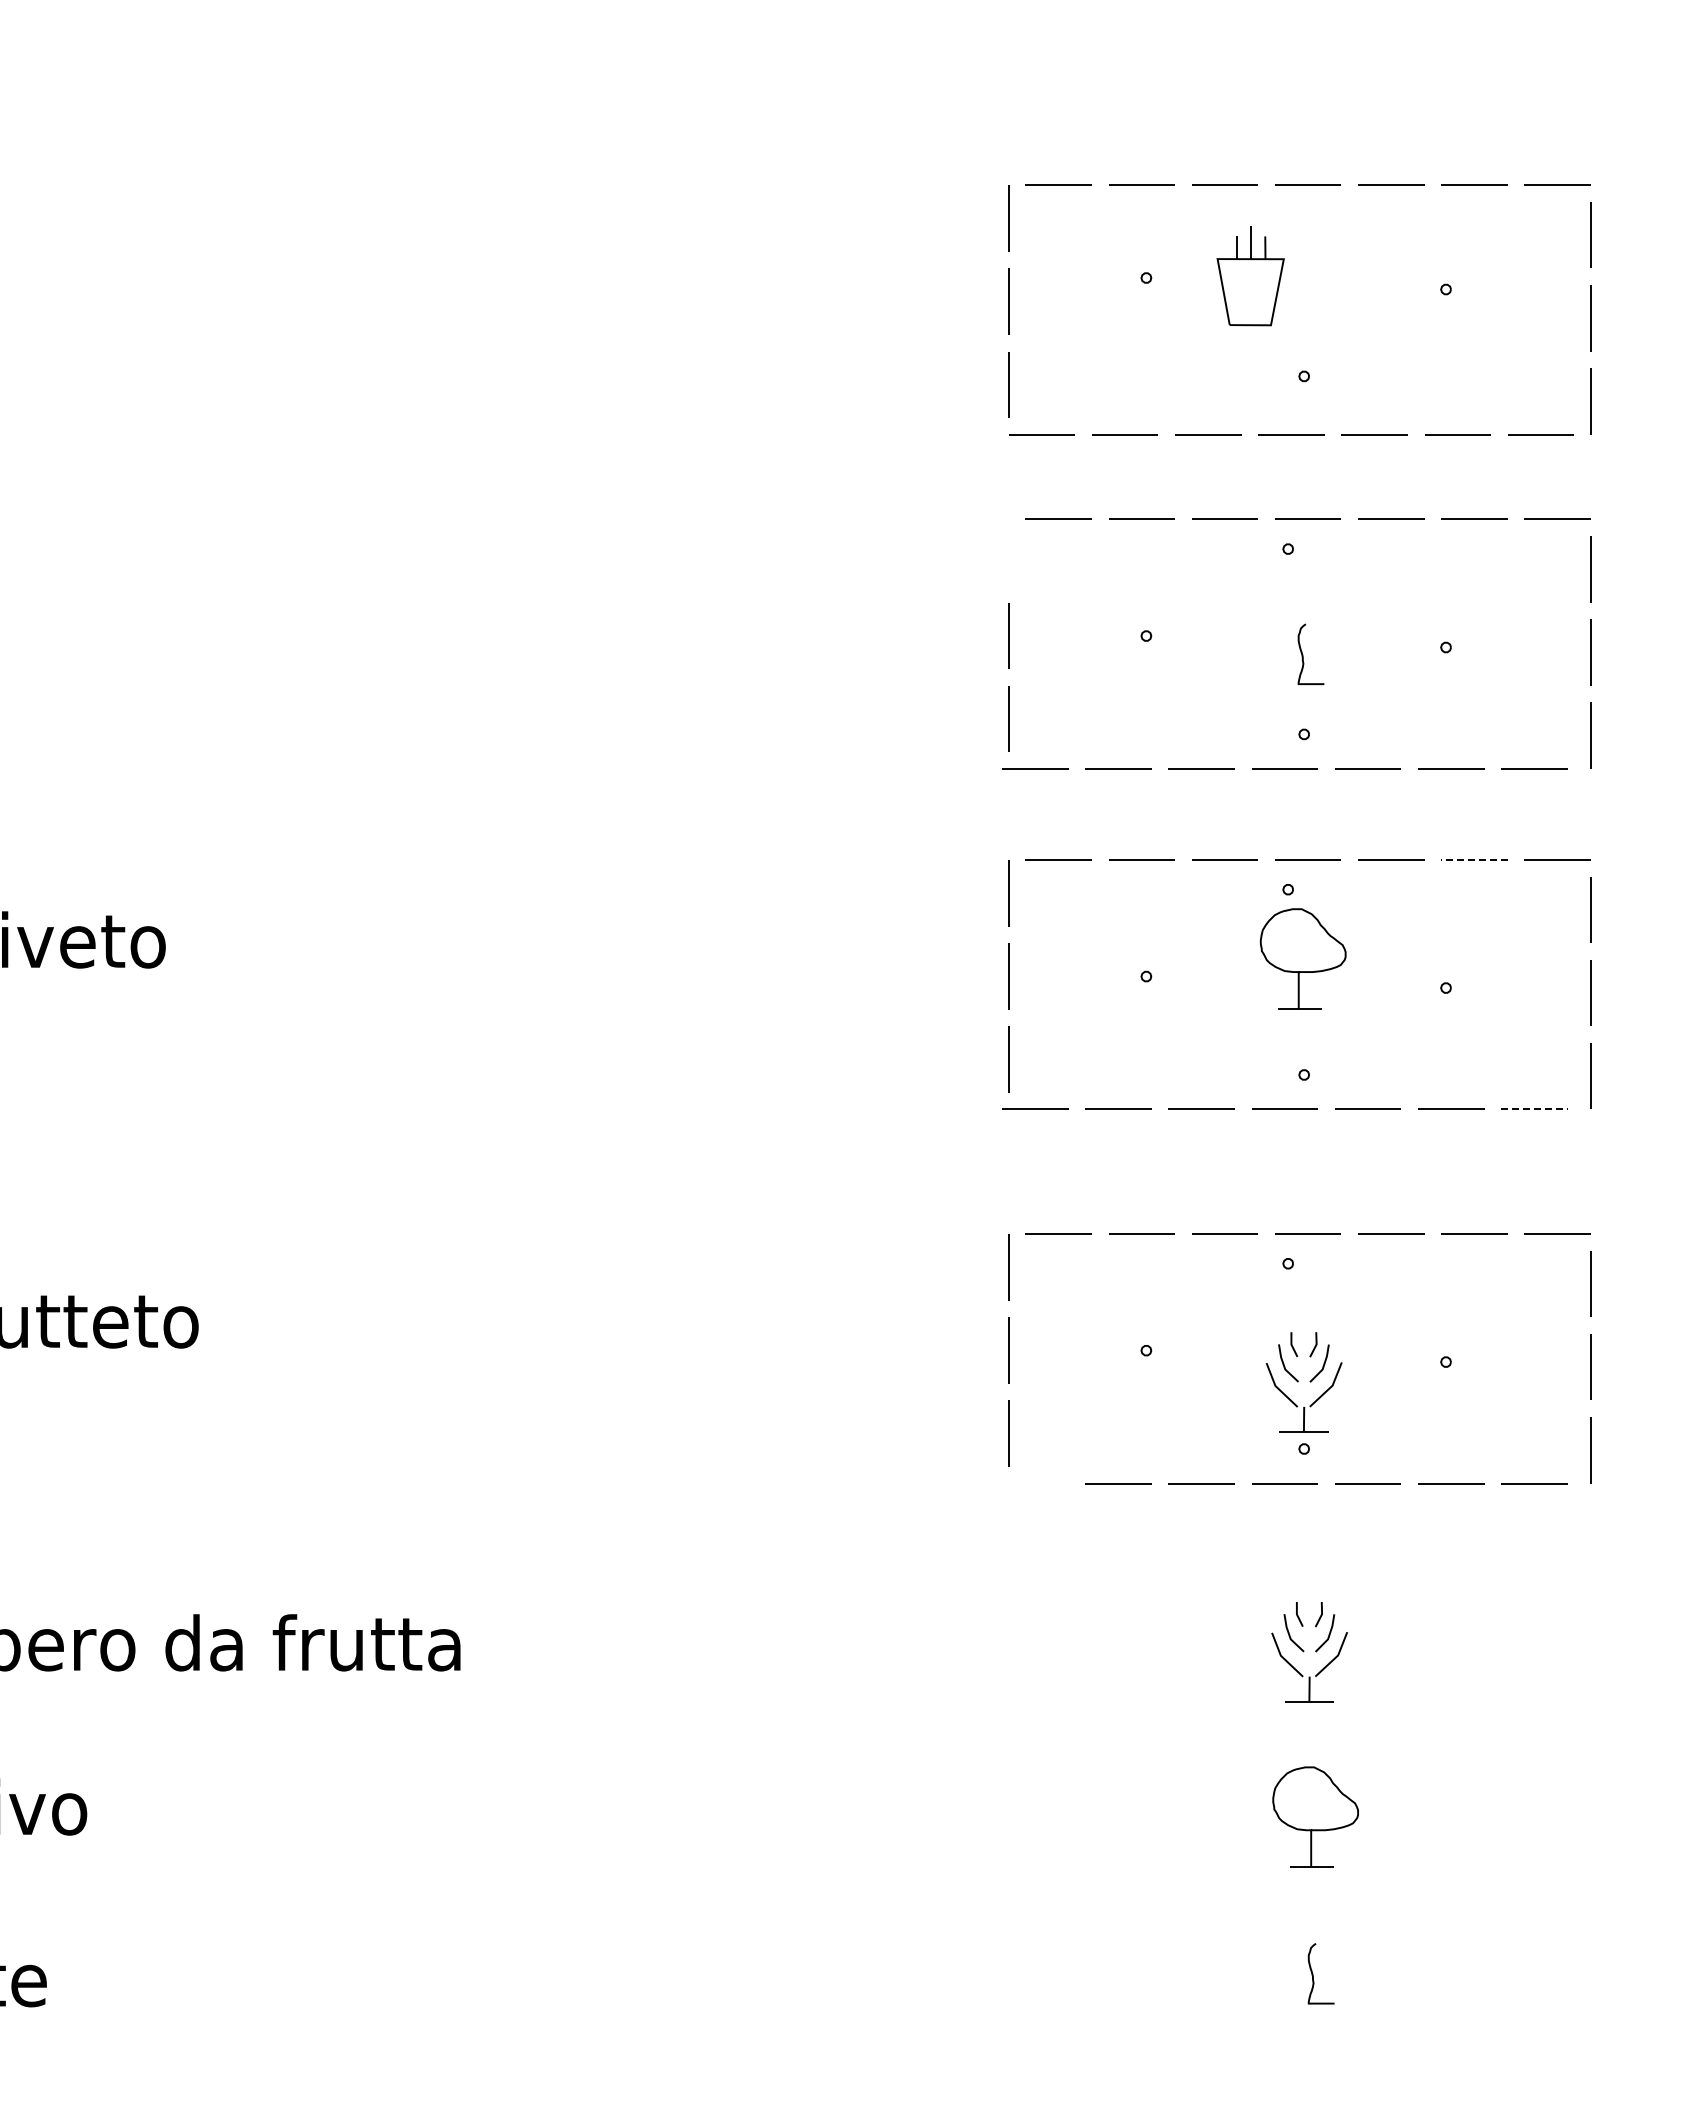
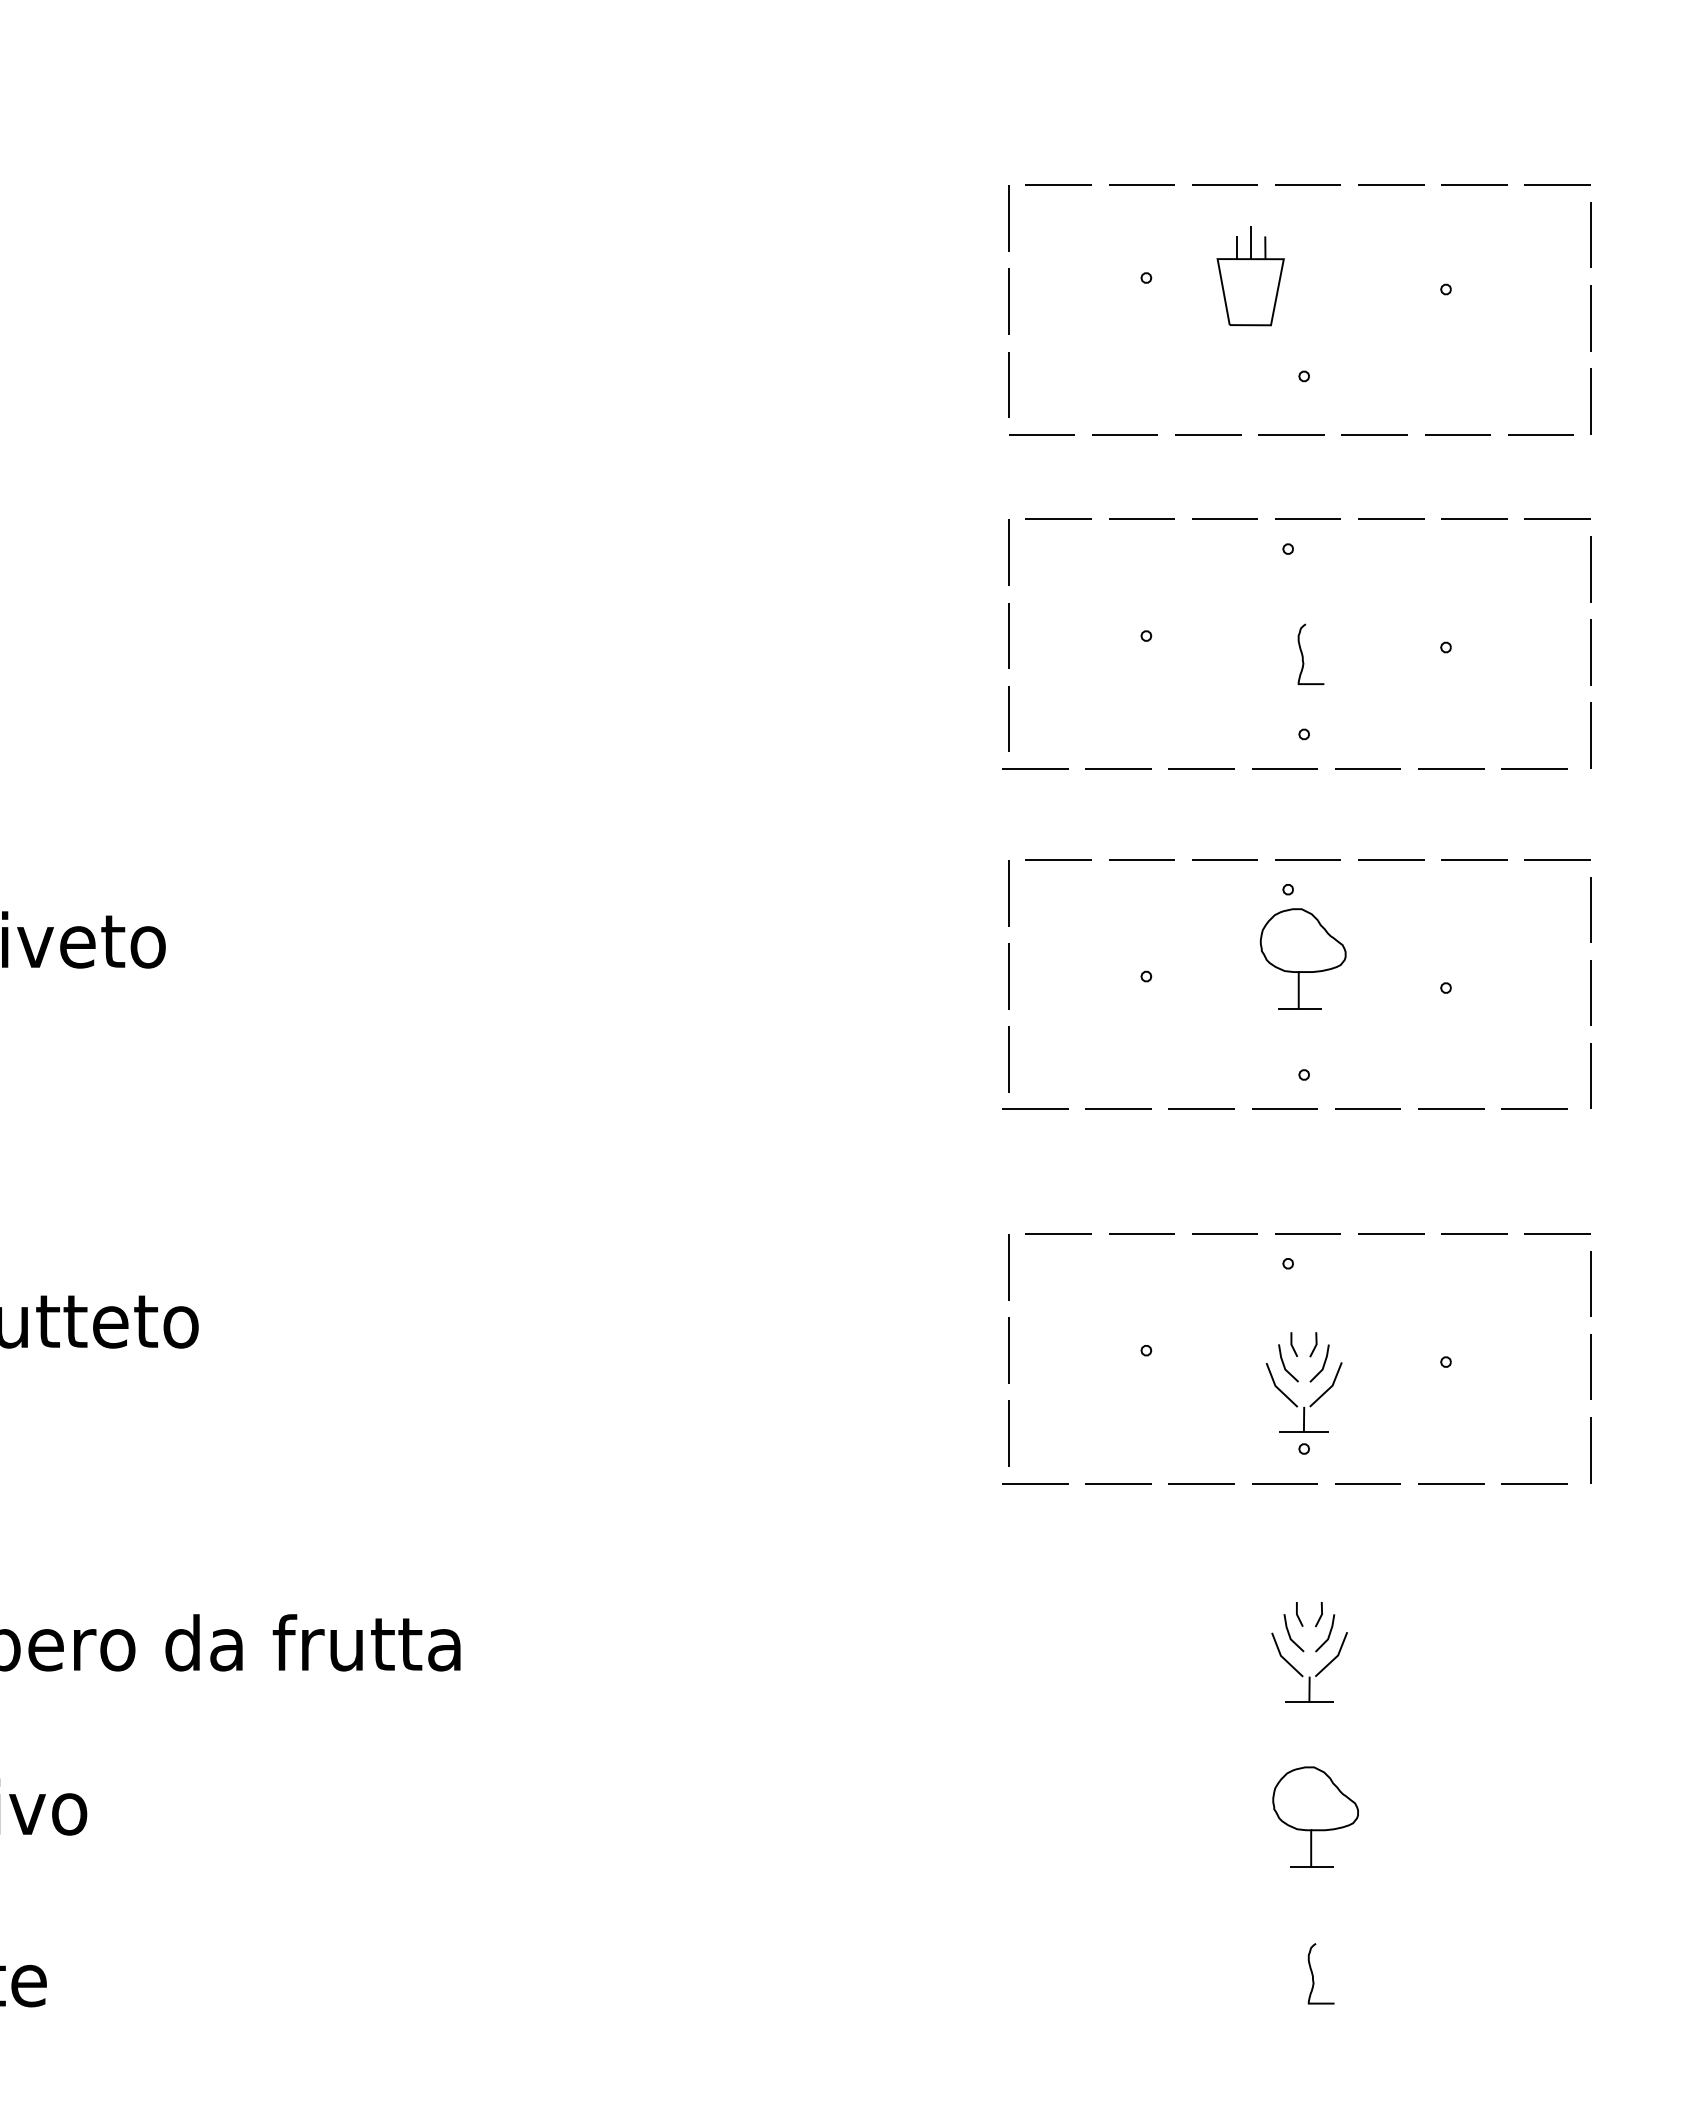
line: none -> present (1008, 552)
line: dashed -> solid (1473, 859)
line: dashed -> solid (1534, 1109)
line: none -> present (1035, 1483)
